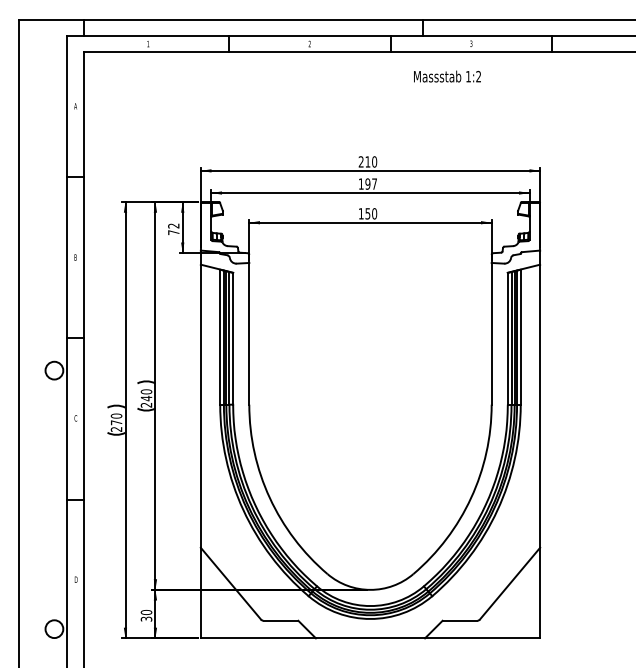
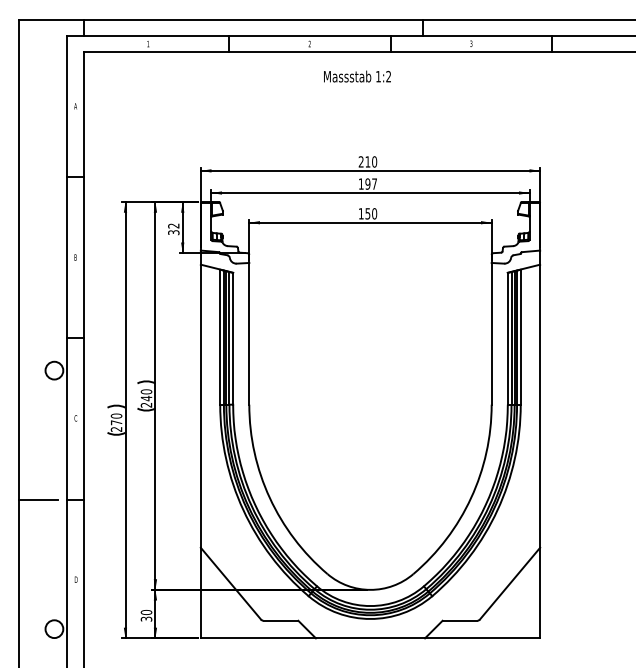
text position: (447, 76) -> (357, 76) (357, 76)
text: 72 -> 32 (173, 232)
line: none -> present (37, 499)
